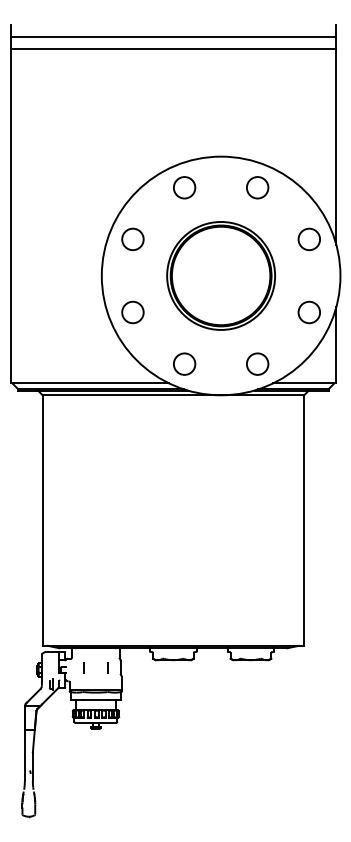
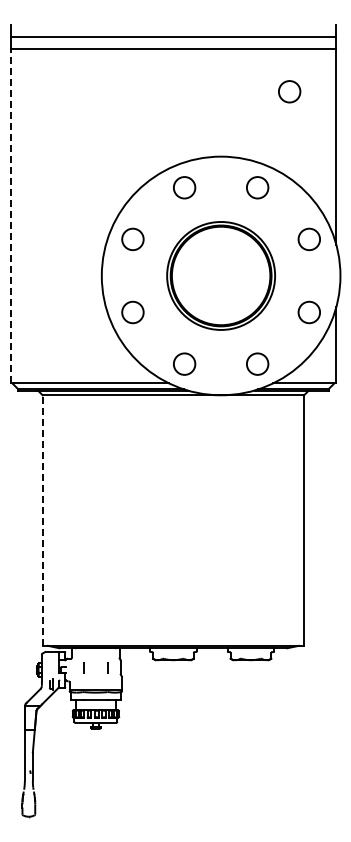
circle: none -> present (289, 91)
line: solid -> dashed (10, 215)
line: solid -> dashed (42, 520)
